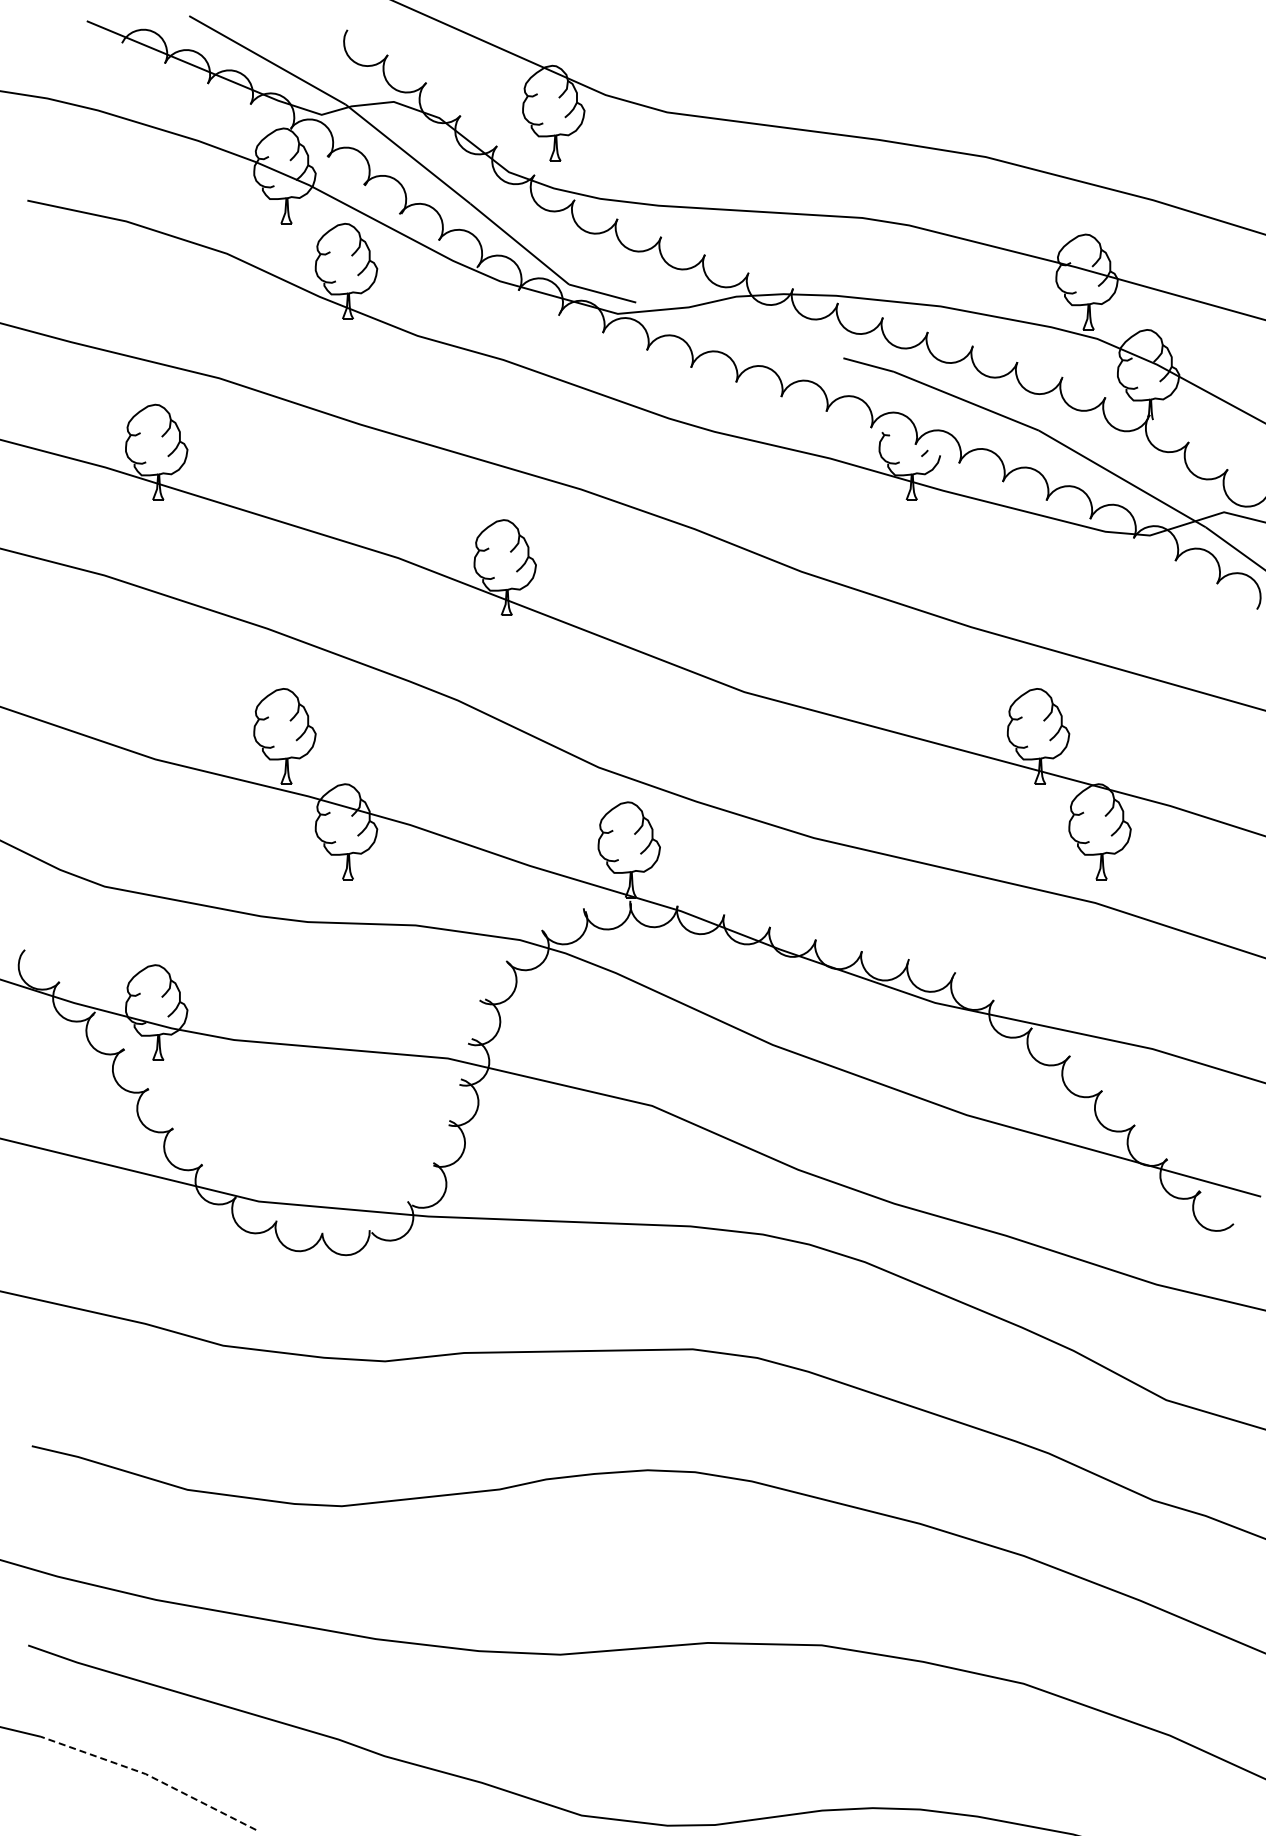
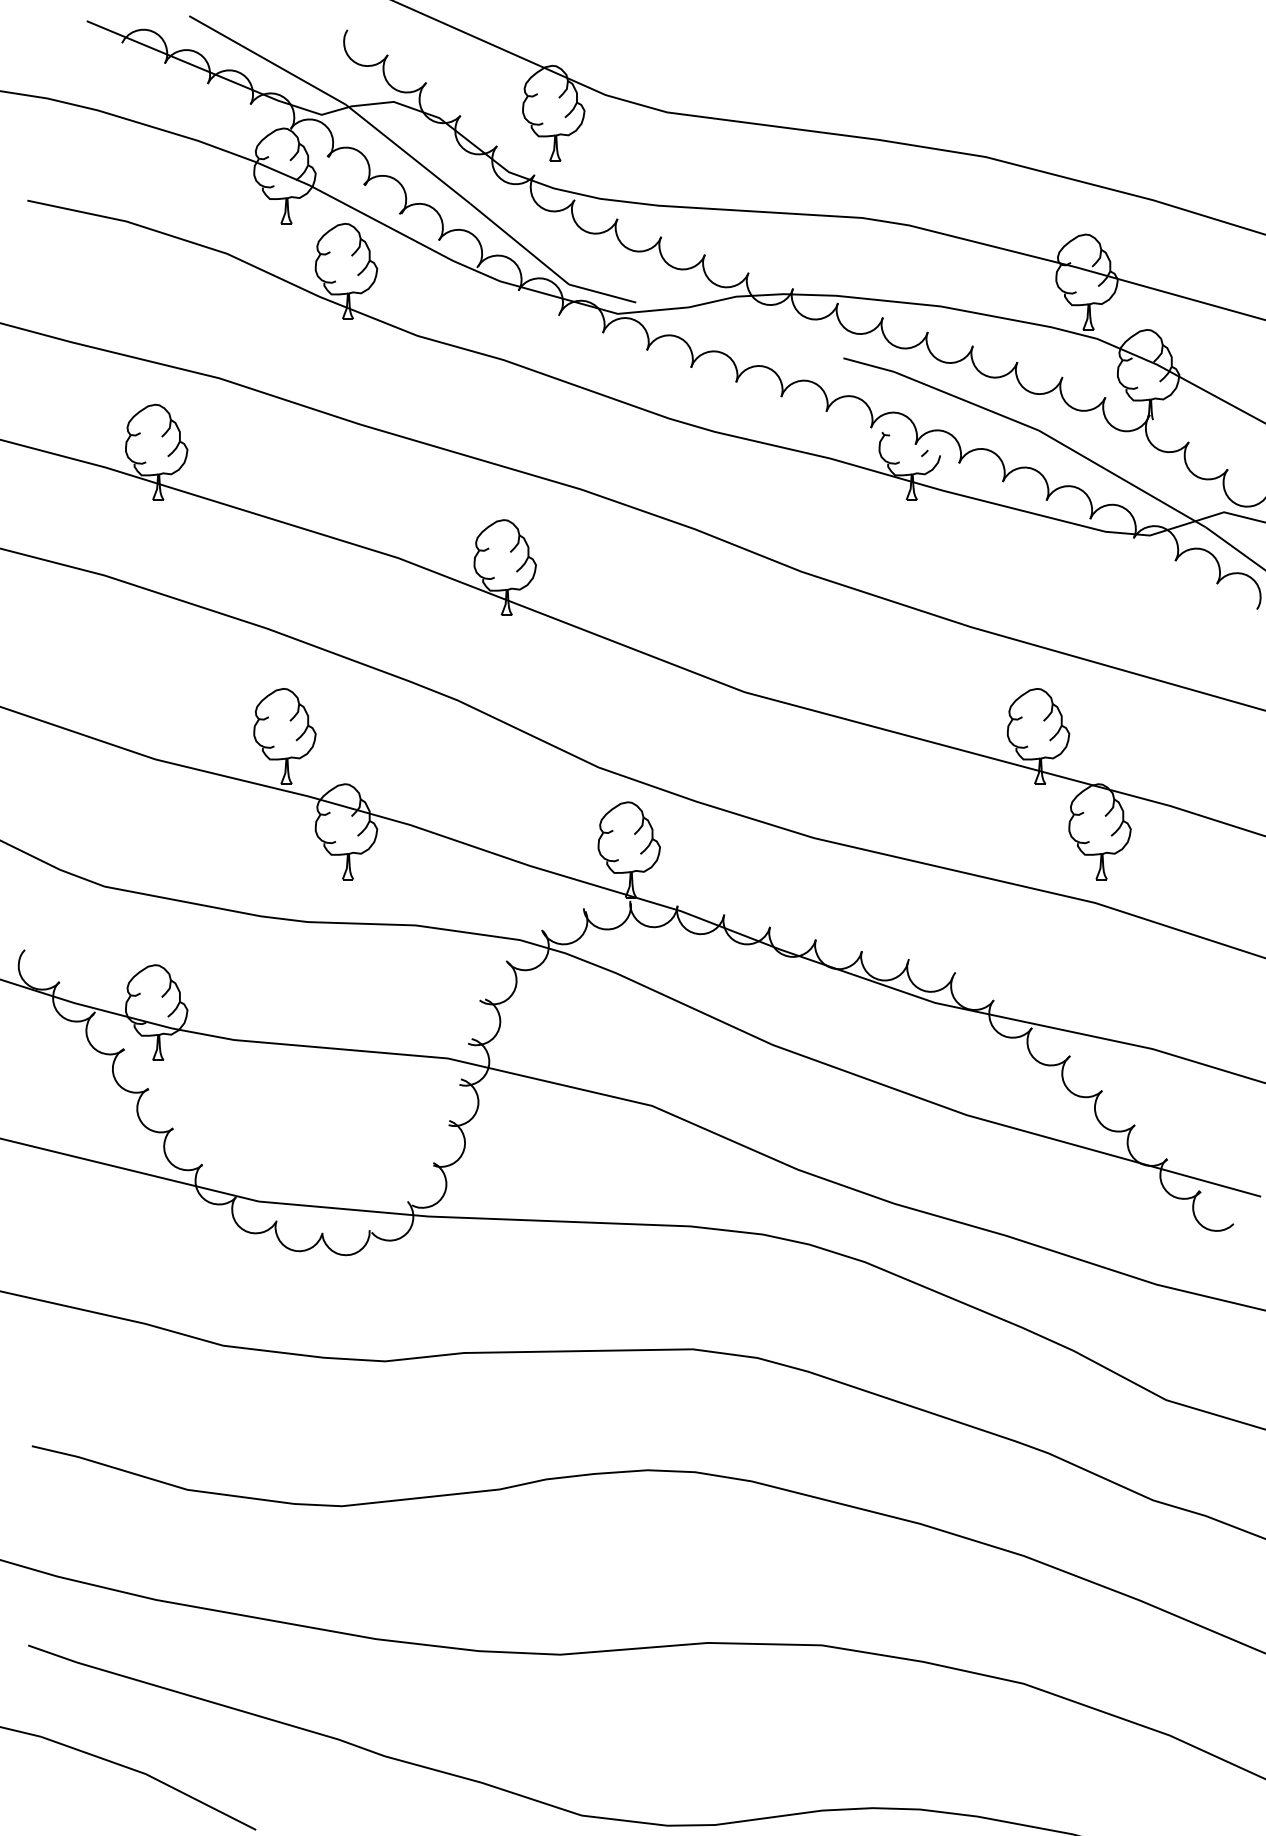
line: dashed -> solid (150, 1776)
